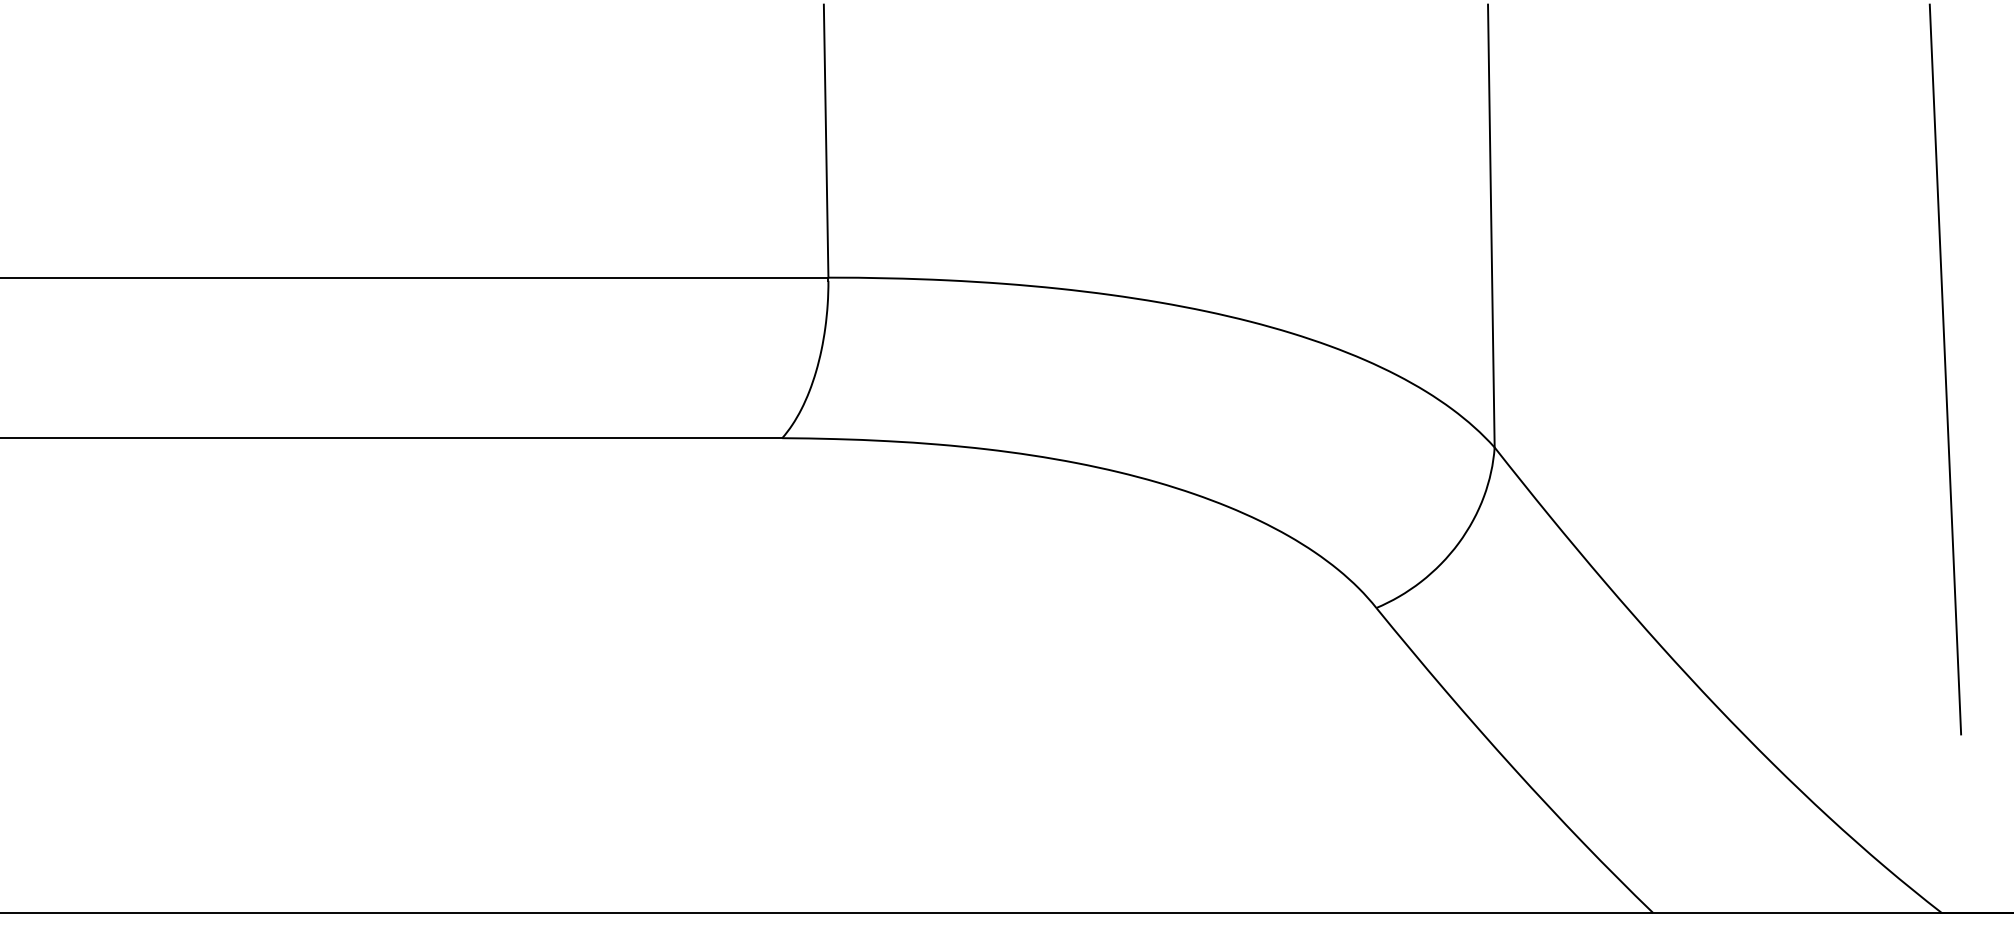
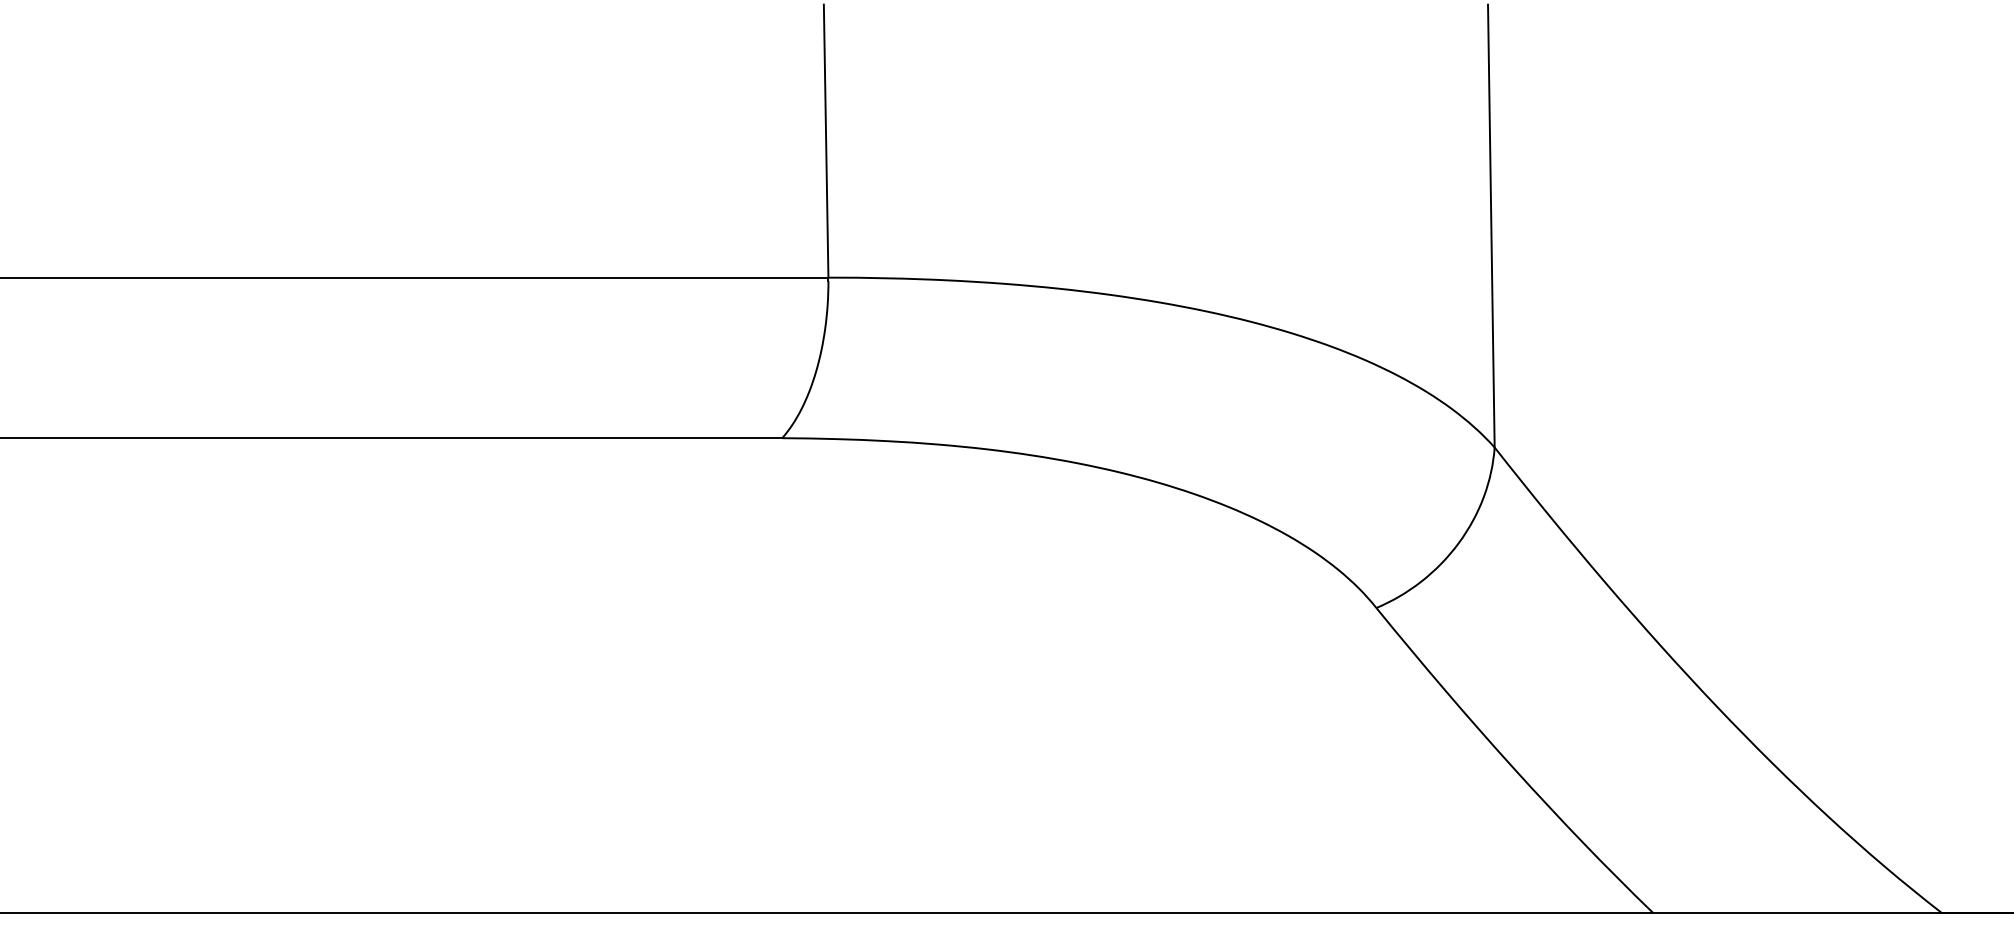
line: present -> none (1945, 369)
